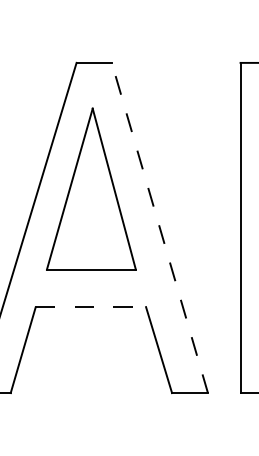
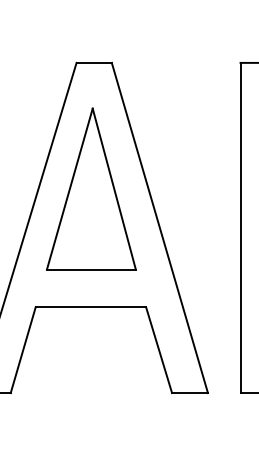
line: dashed -> solid (159, 228)
line: dashed -> solid (91, 307)
